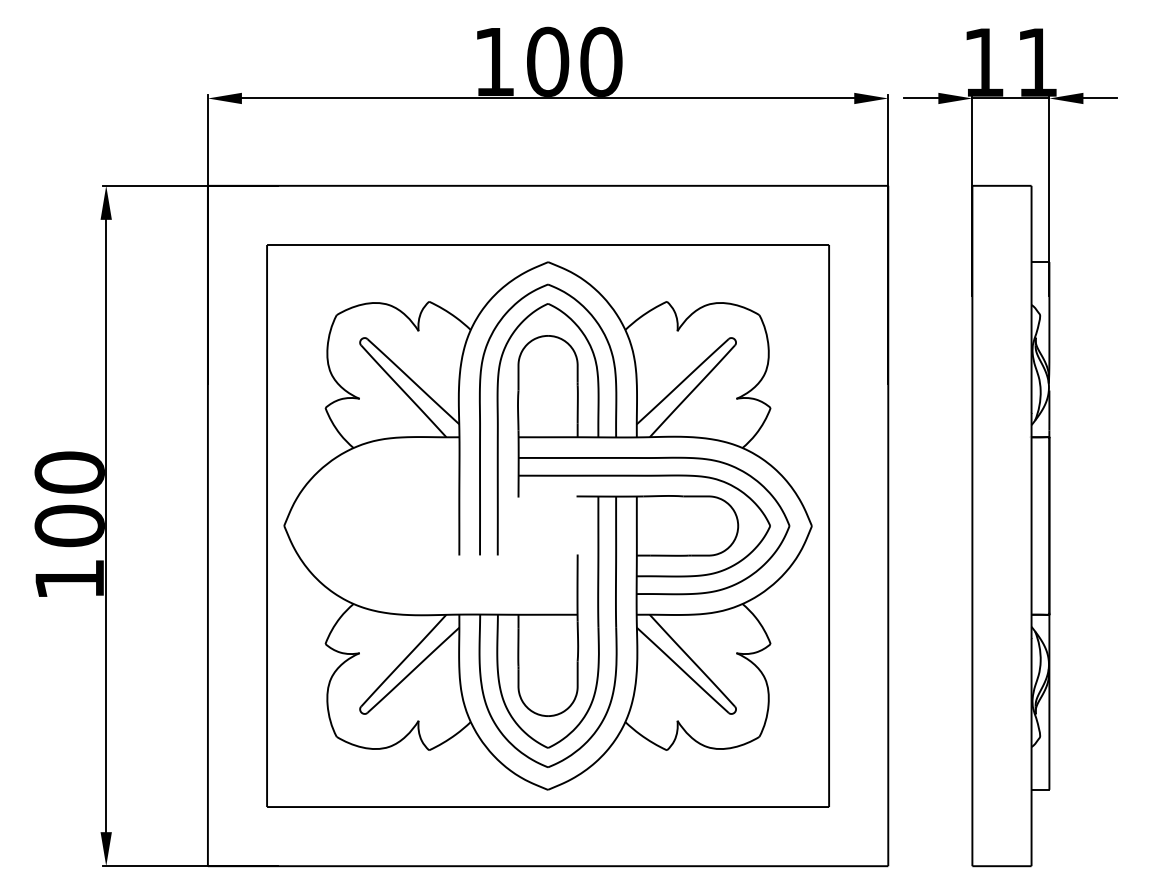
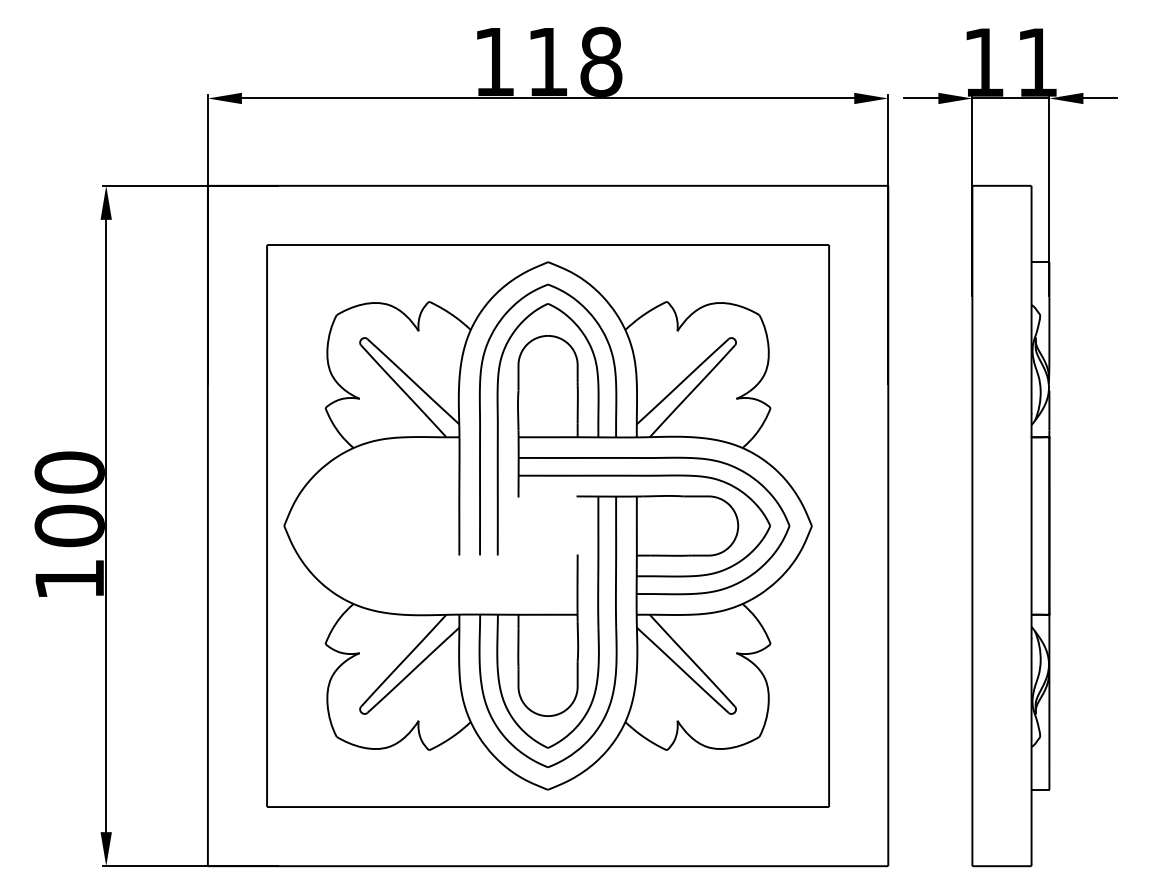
text: 100 -> 118 (574, 61)
